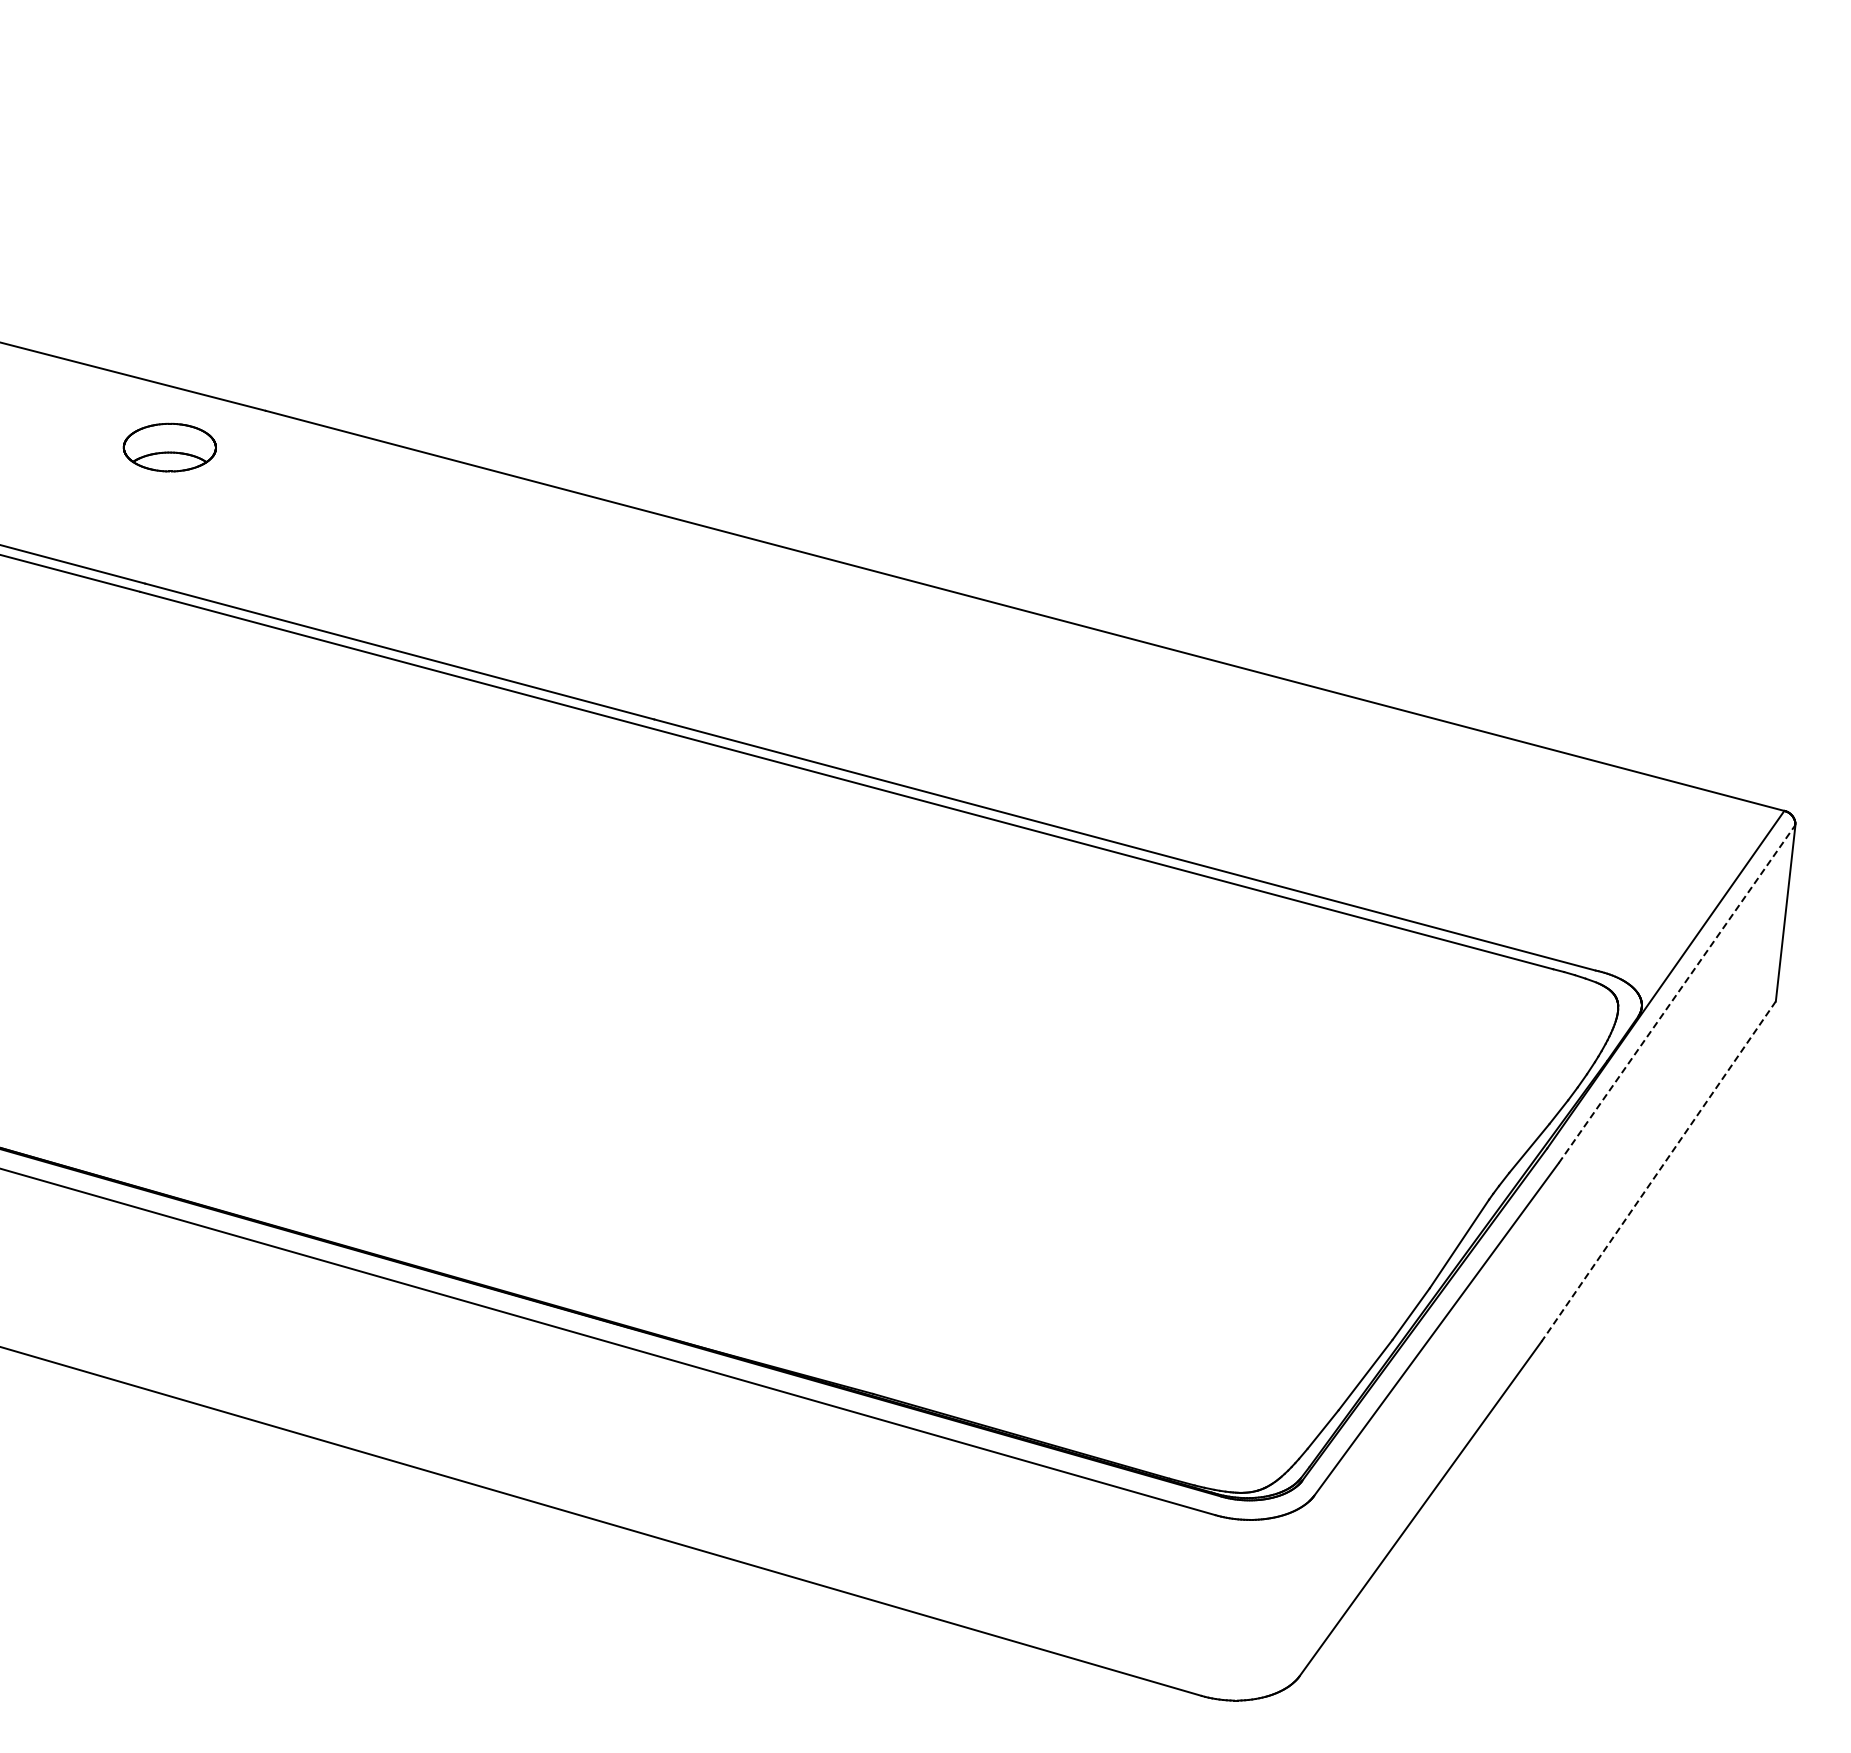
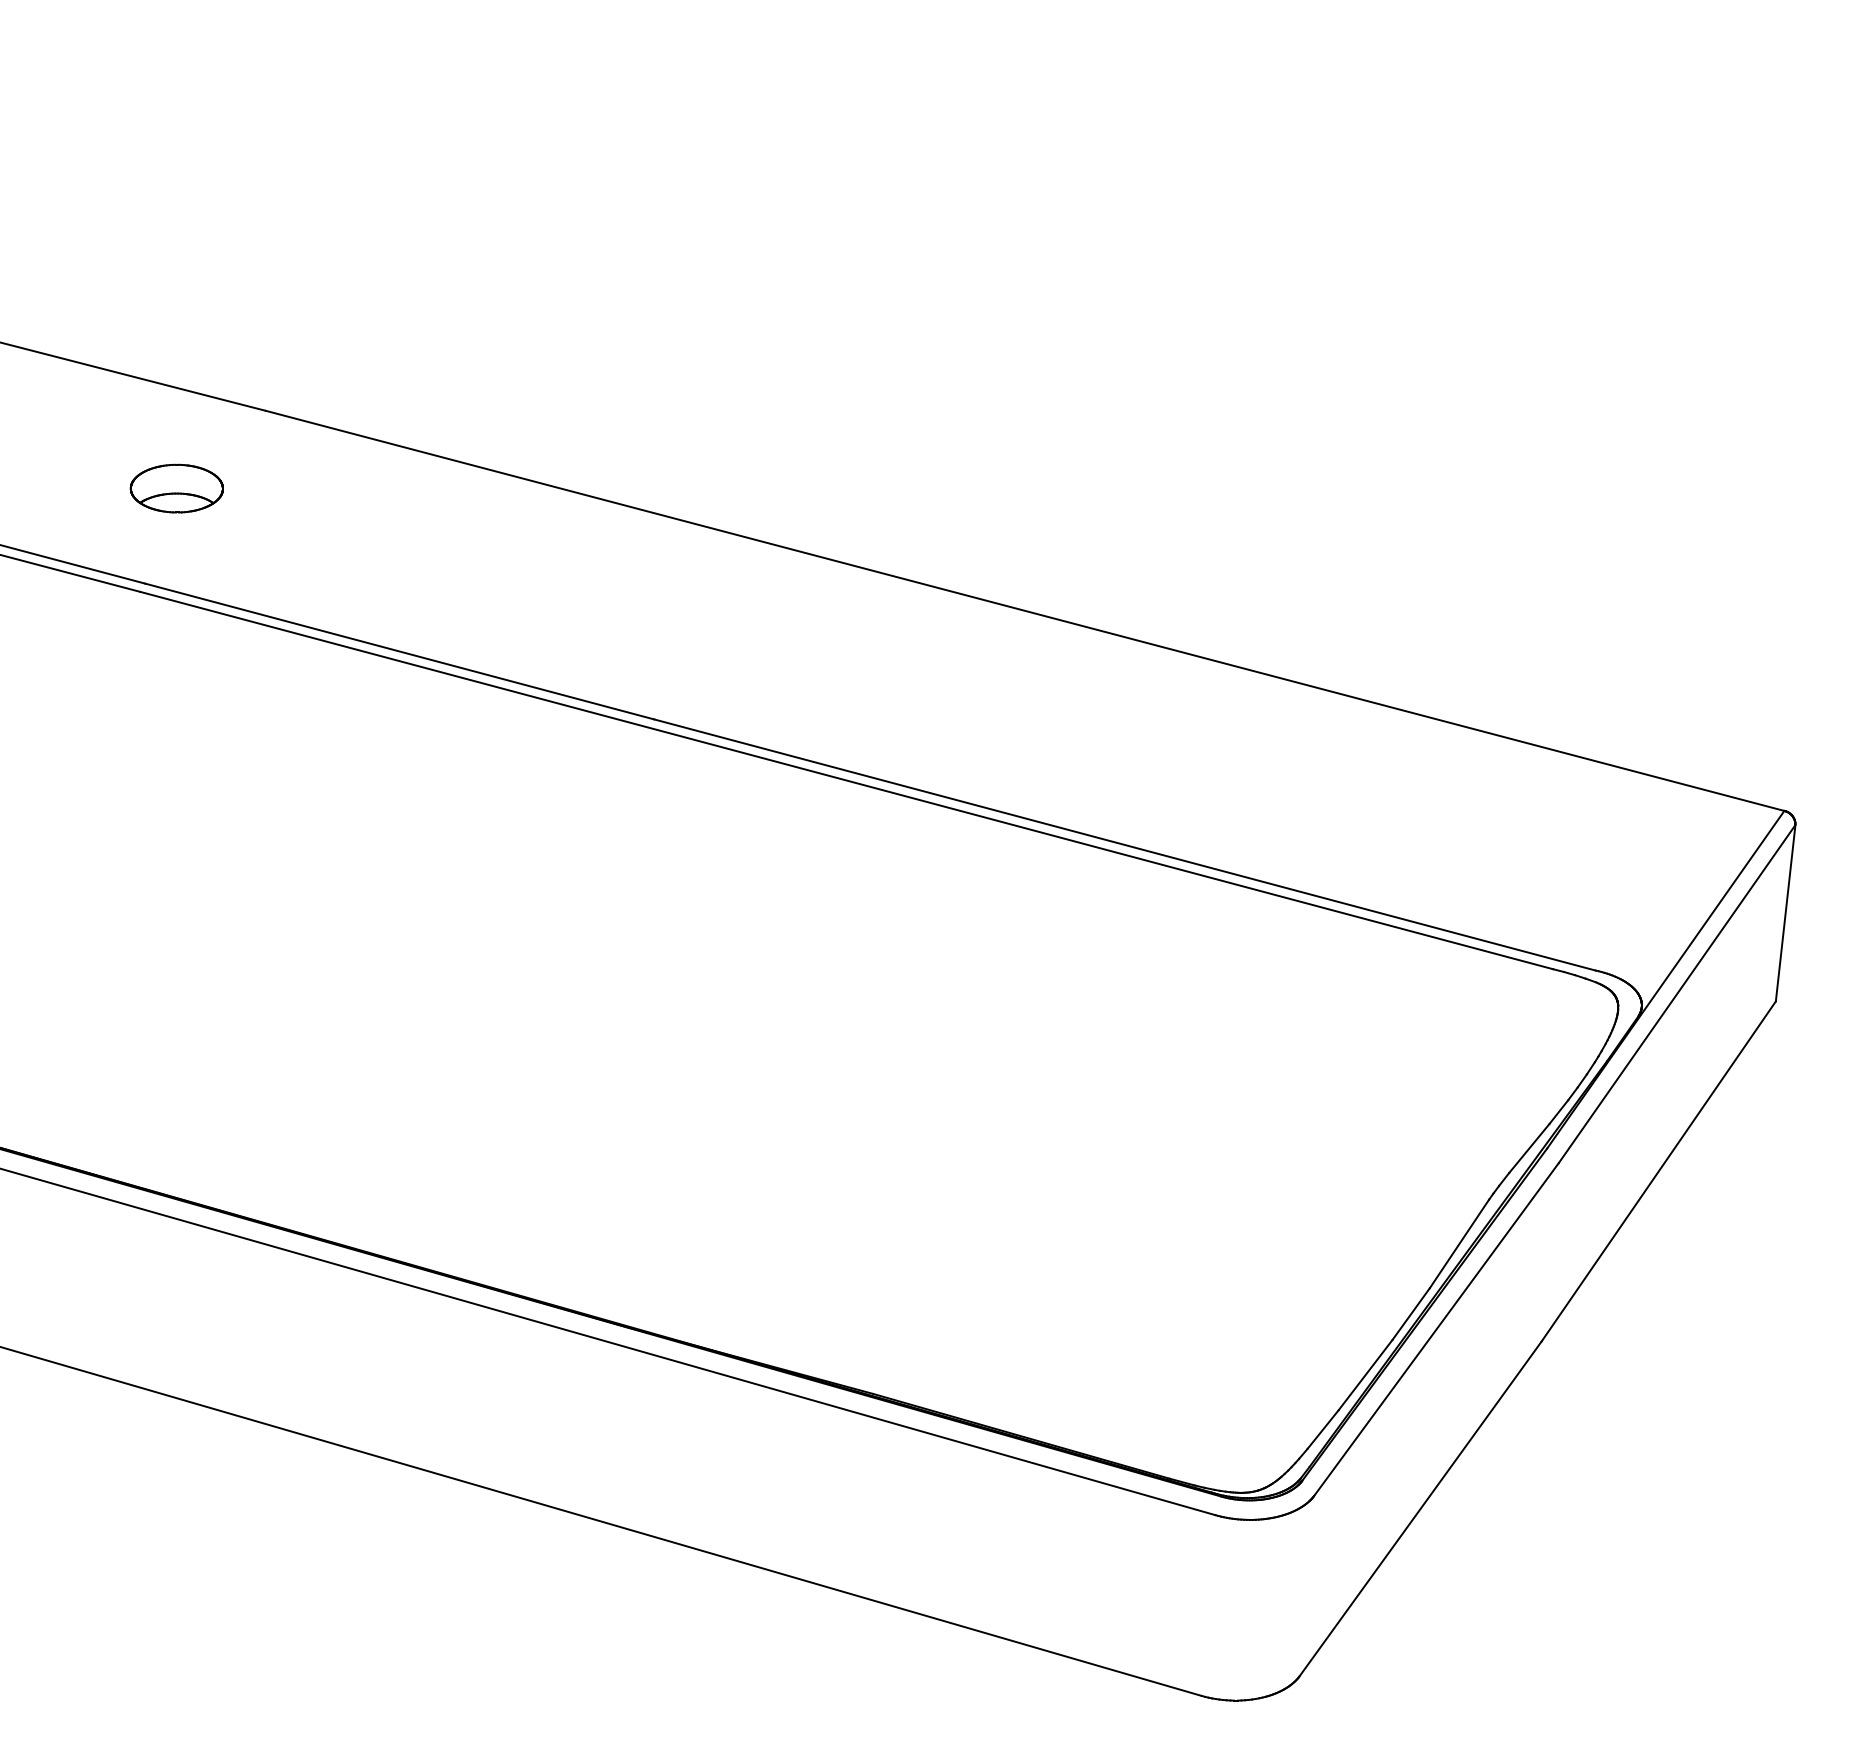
part position: (169, 447) -> (176, 488) (176, 488)
line: dashed -> solid (1677, 993)
line: dashed -> solid (1658, 1171)
